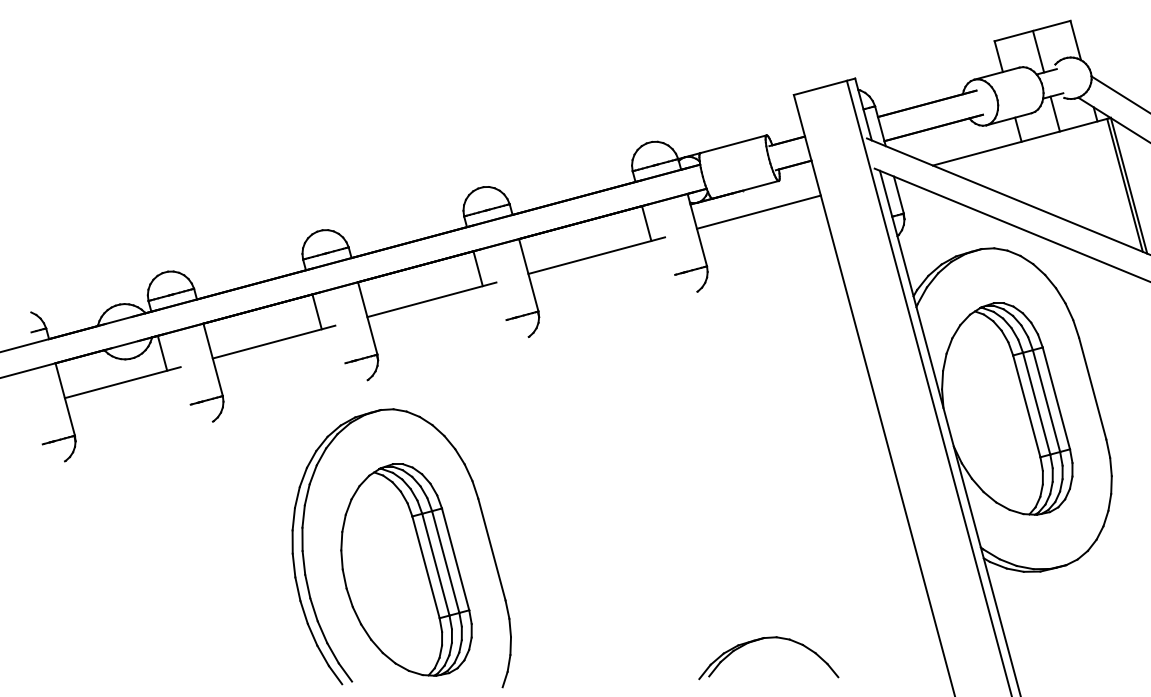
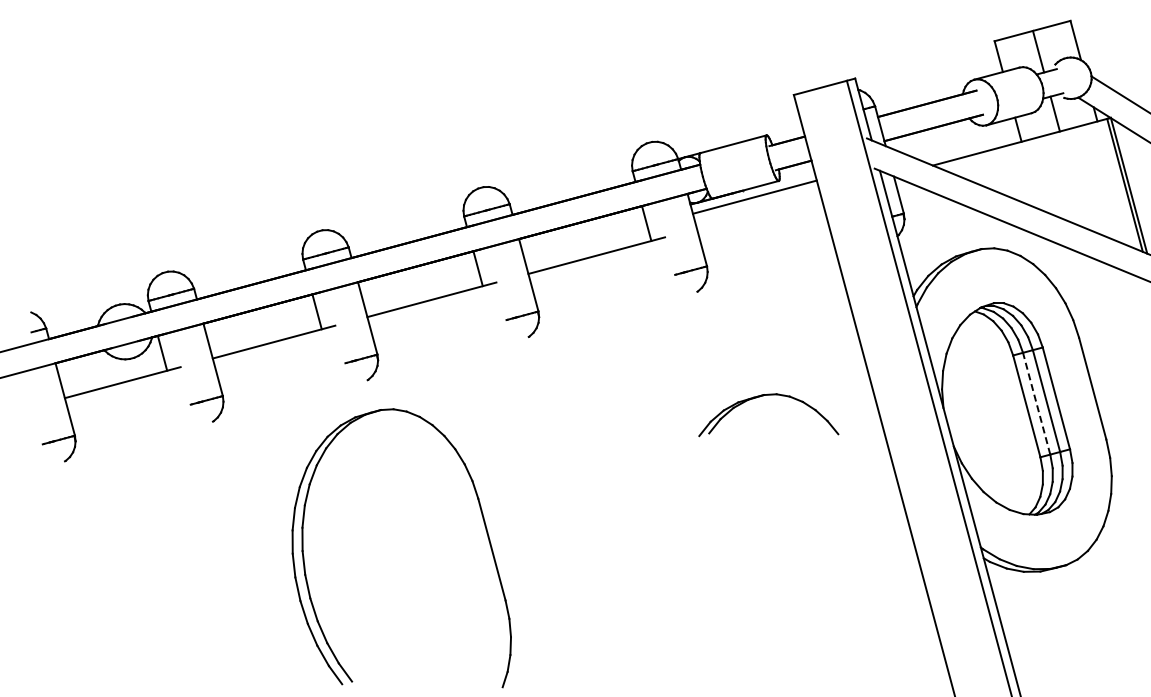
line position: (758, 211) -> (754, 196) (754, 196)
line: solid -> dashed (1036, 403)
part: present -> none (406, 569)
part position: (763, 639) -> (763, 396) (763, 396)
